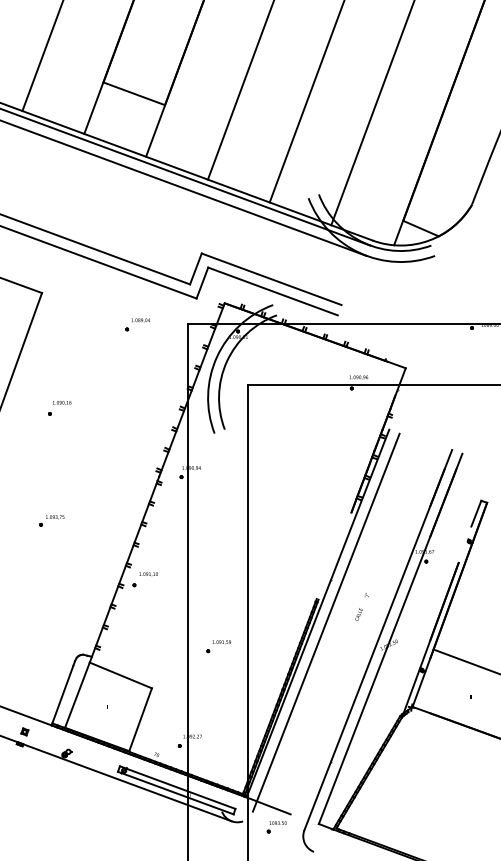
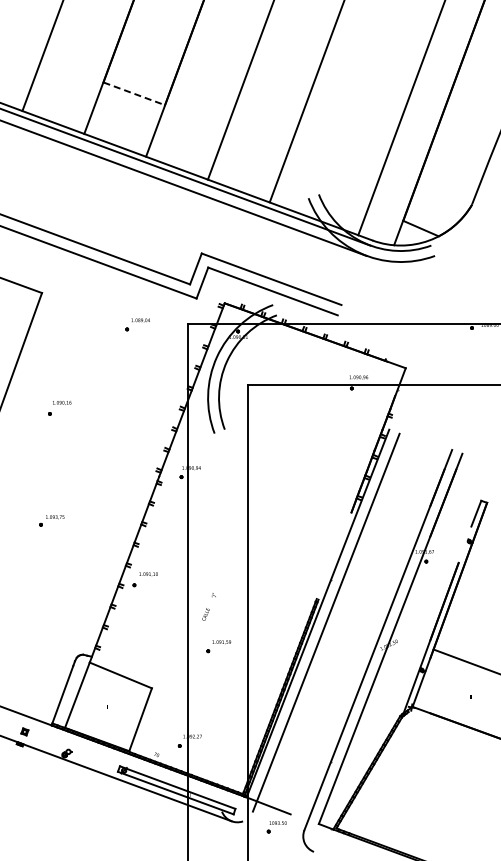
line: solid -> dashed (134, 93)
line position: (372, 113) -> (401, 118) (401, 118)
text position: (361, 606) -> (208, 606) (208, 606)
